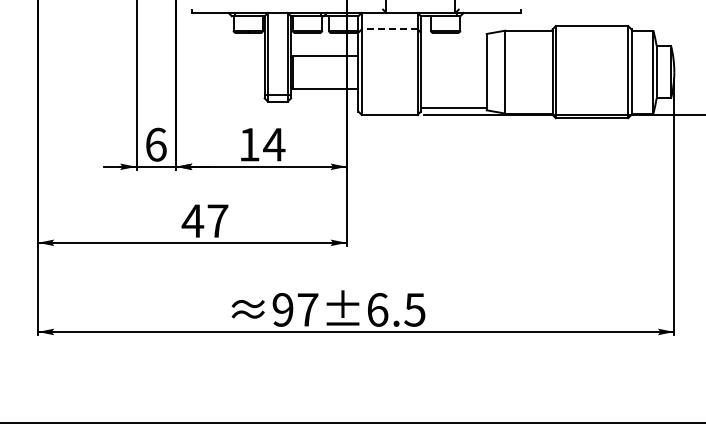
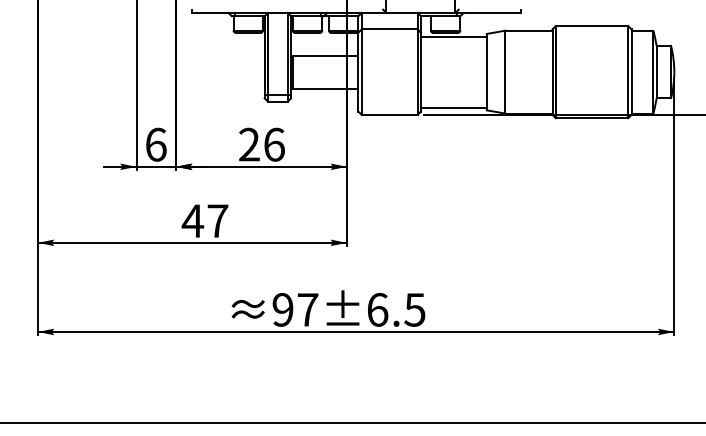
line: dashed -> solid (389, 29)
line: none -> present (453, 36)
text: 14 -> 26 (262, 144)
